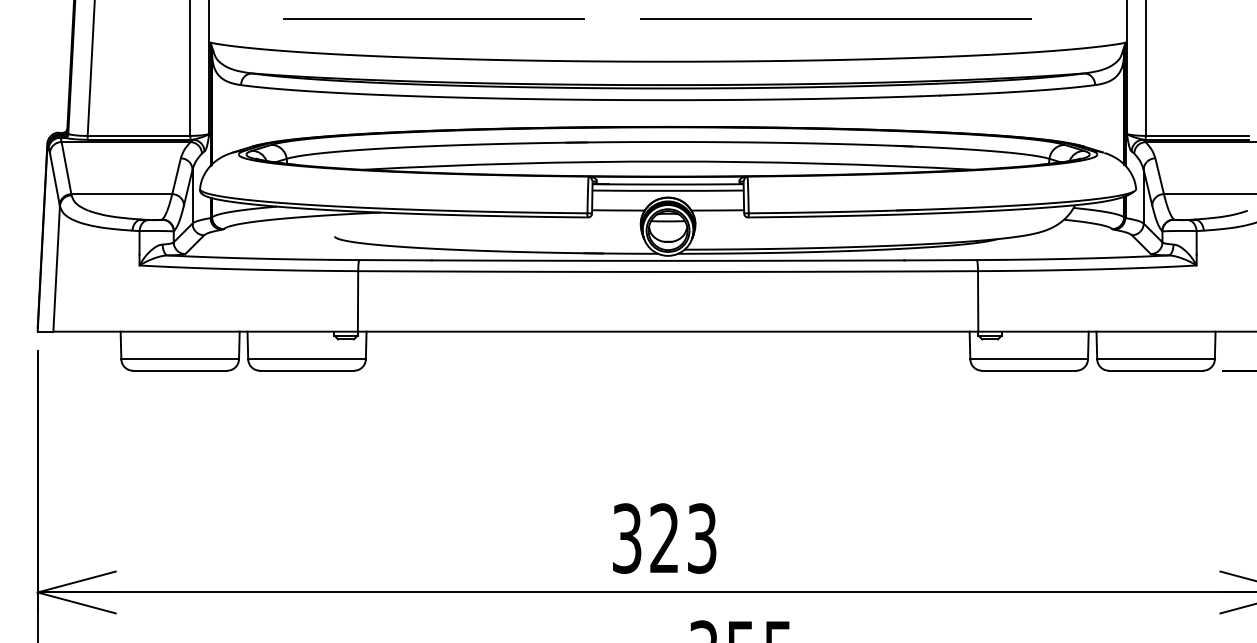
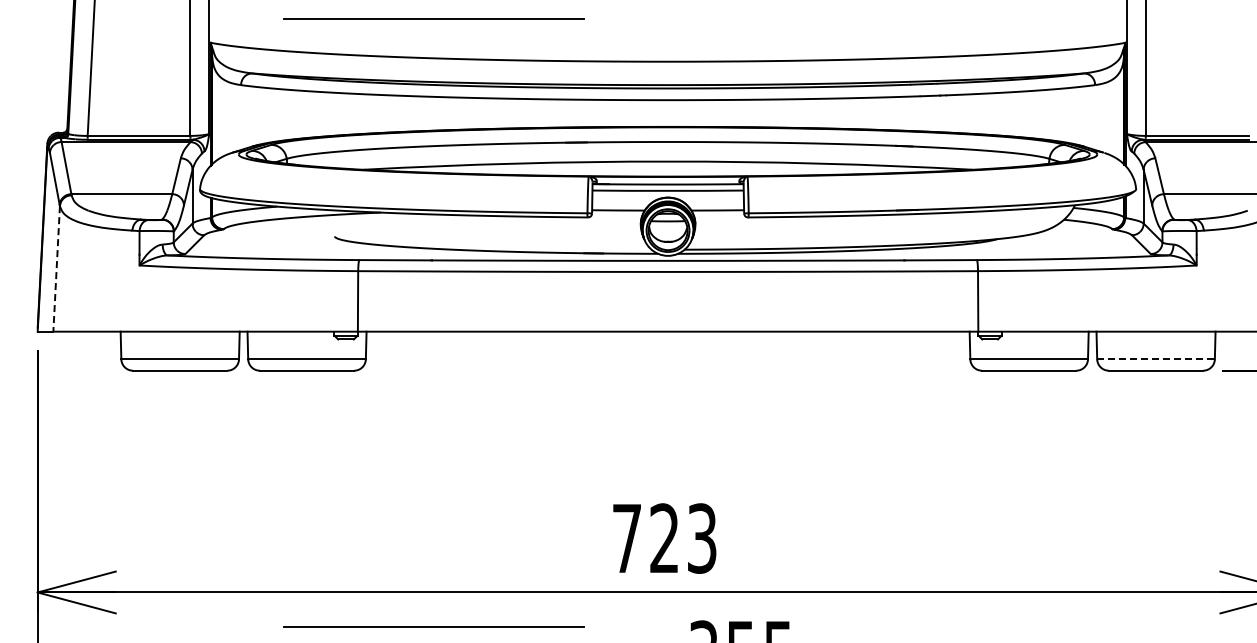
line: present -> none (835, 18)
line: solid -> dashed (56, 268)
line: solid -> dashed (1156, 359)
text: 323 -> 723 (627, 538)
line: none -> present (433, 626)
